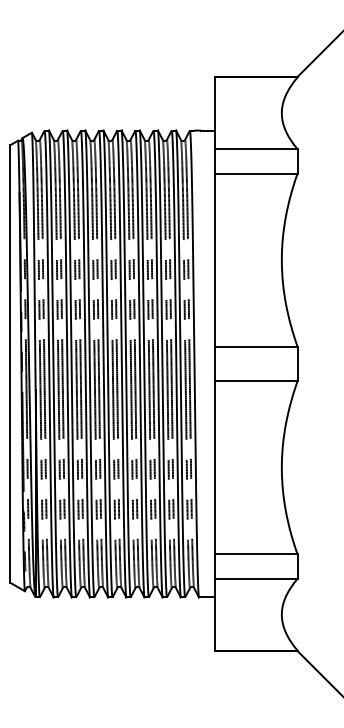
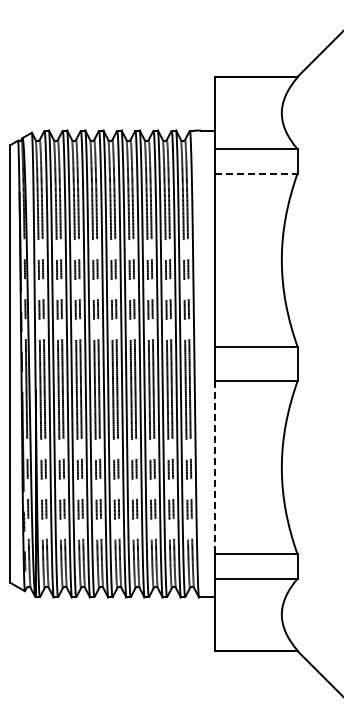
line: solid -> dashed (256, 173)
line: solid -> dashed (214, 467)
